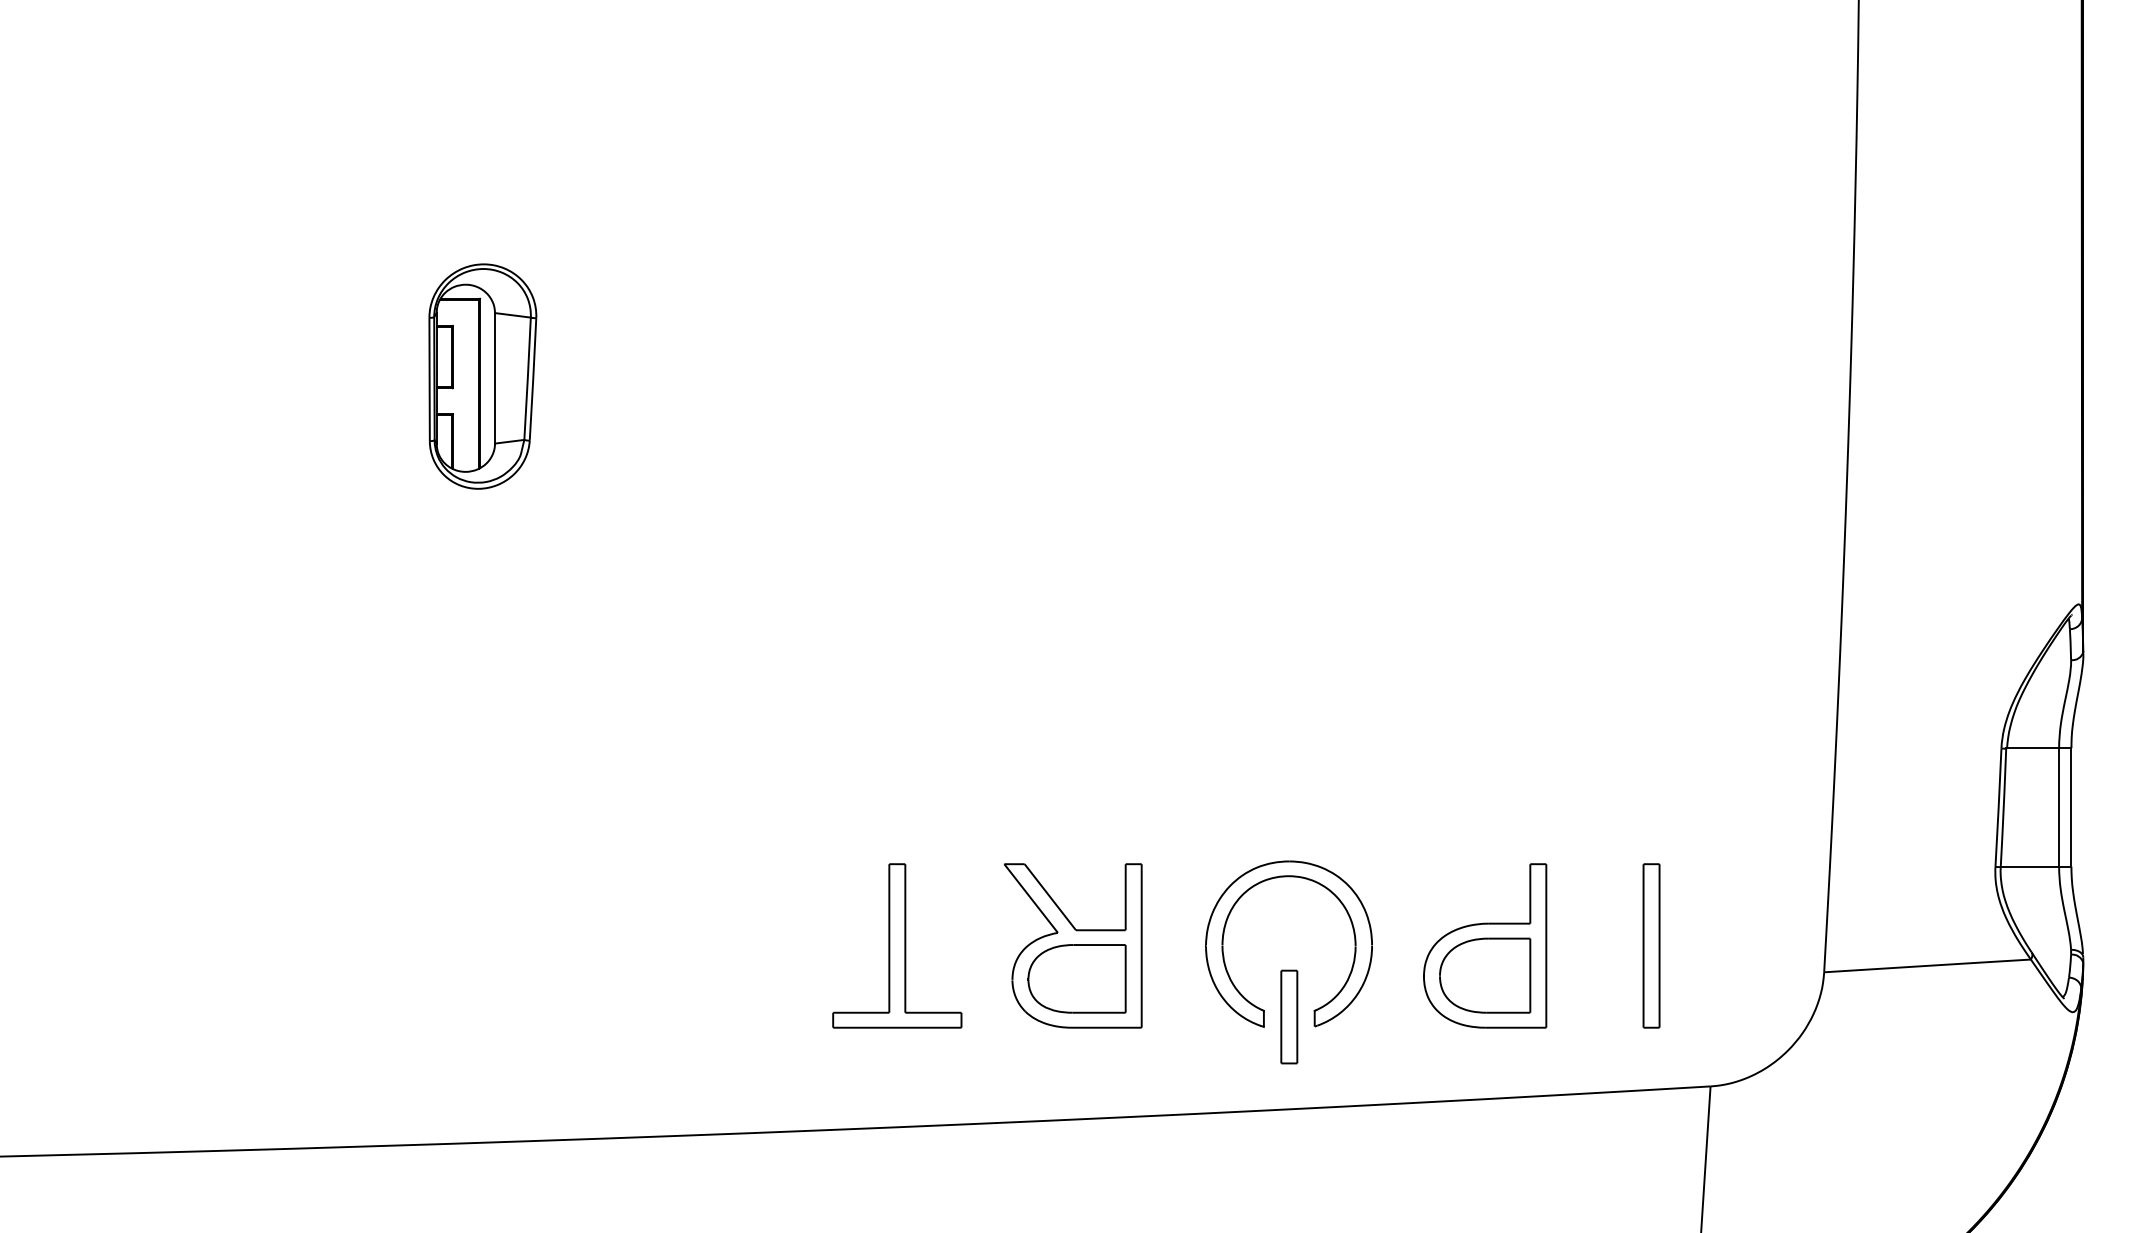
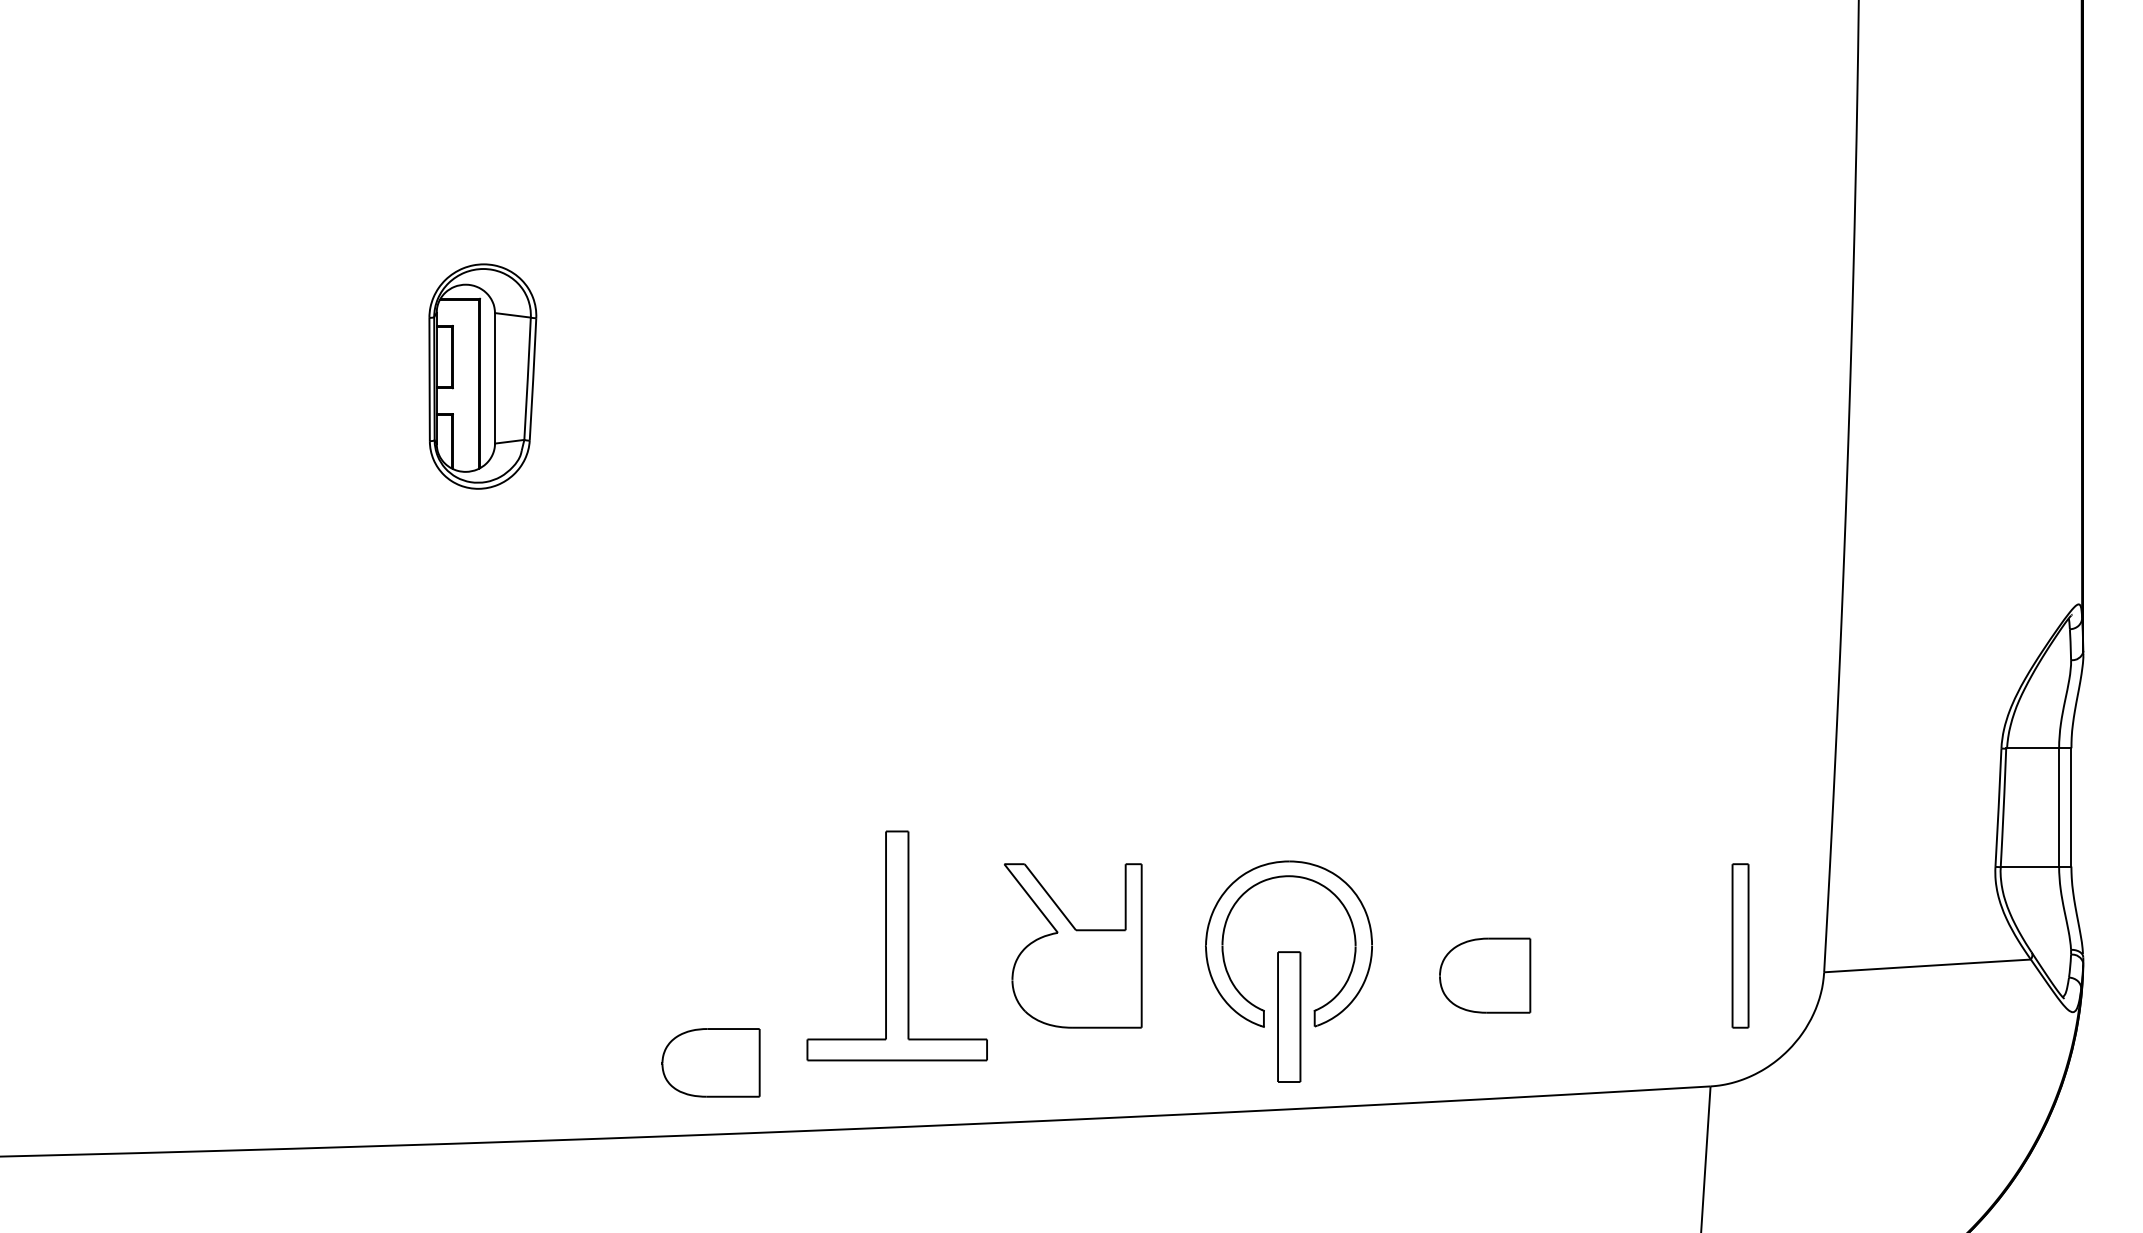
part size: 131x166 px -> 182x232 px (896, 945)
part: present -> none (1485, 945)
part position: (1651, 945) -> (1740, 945) (1740, 945)
part position: (1076, 978) -> (710, 1062) (710, 1062)
part size: 19x96 px -> 25x132 px (1289, 1016)
